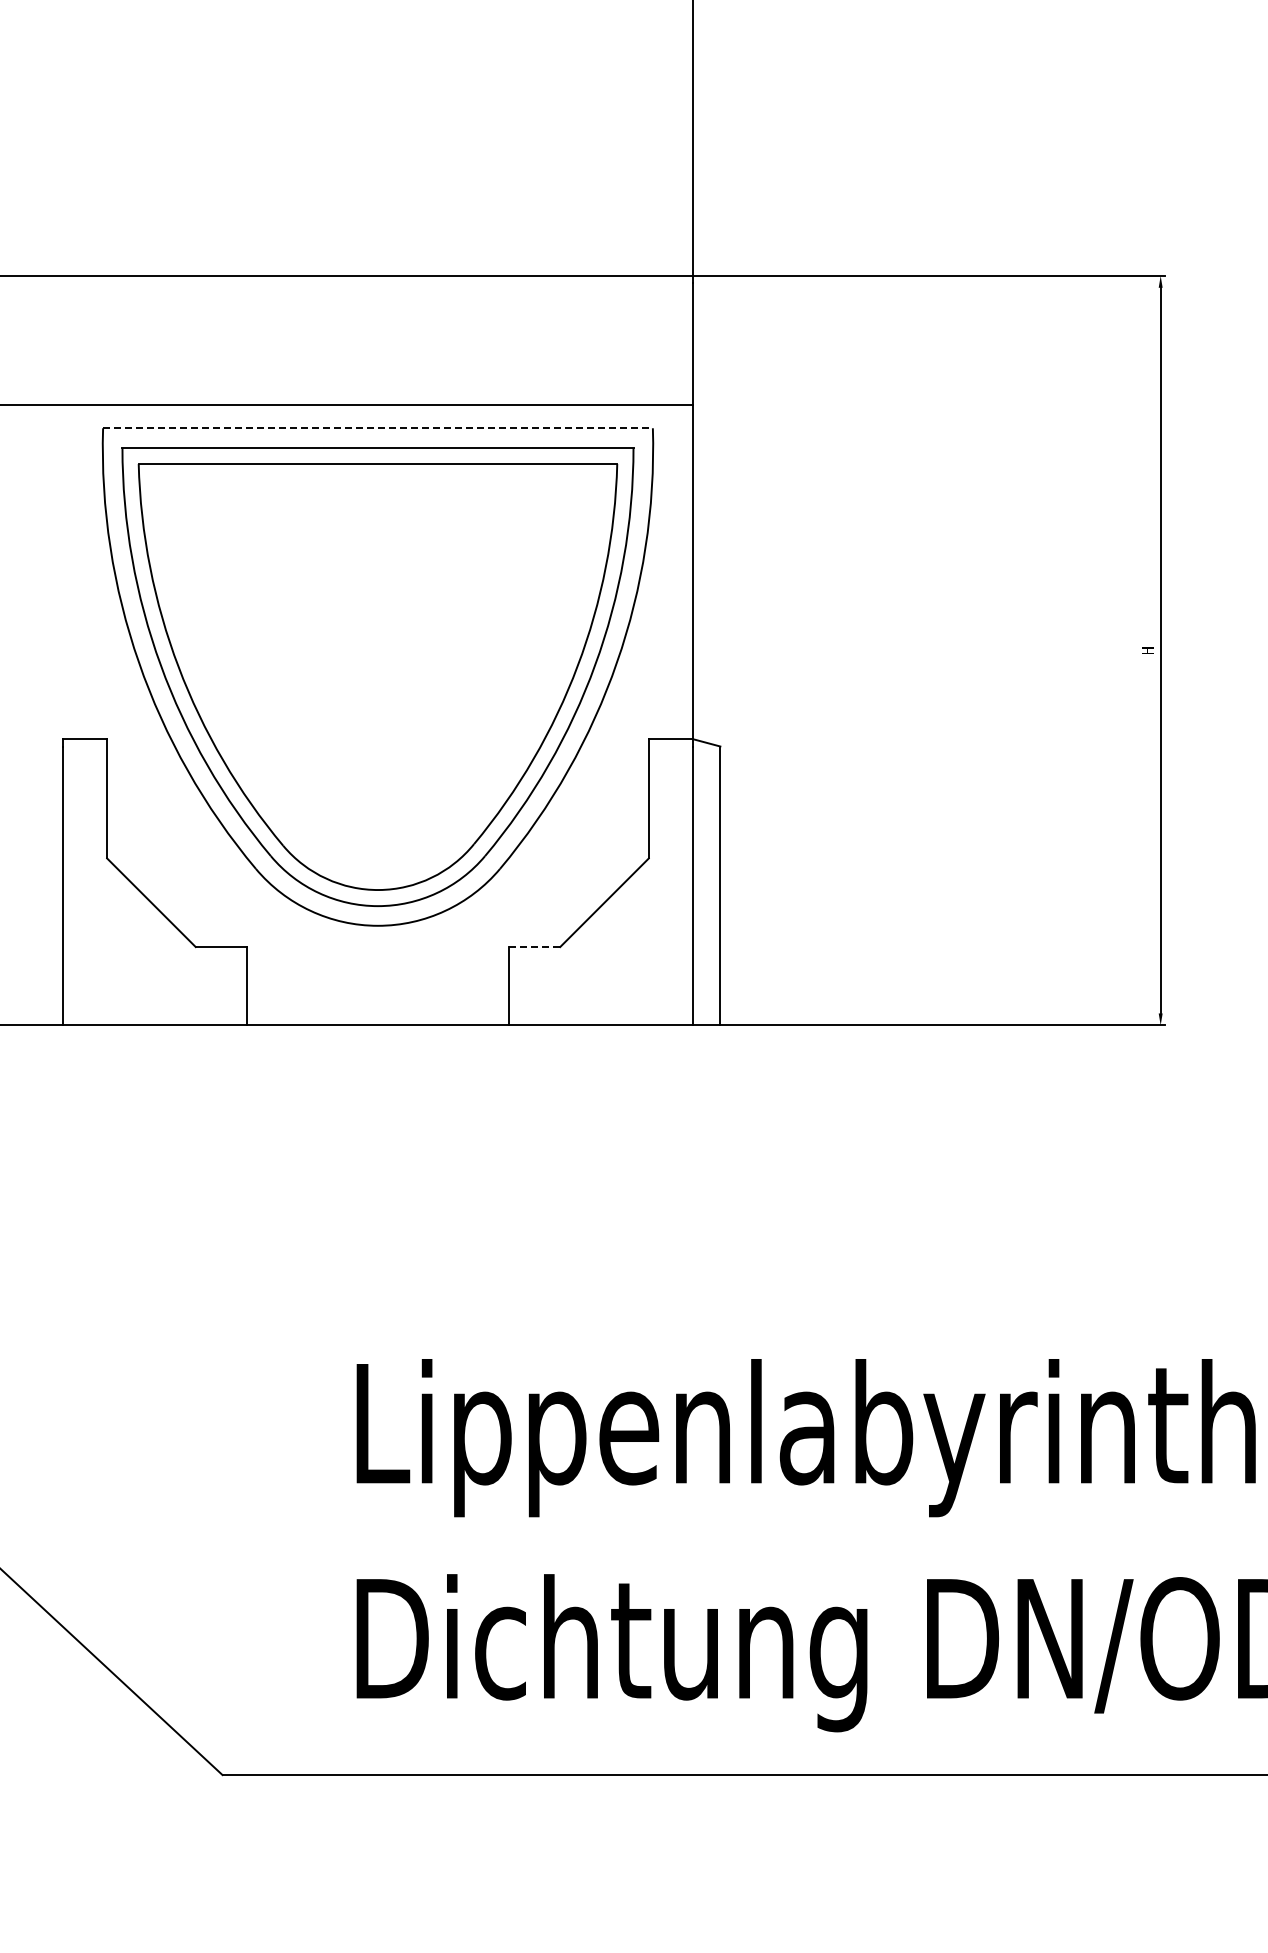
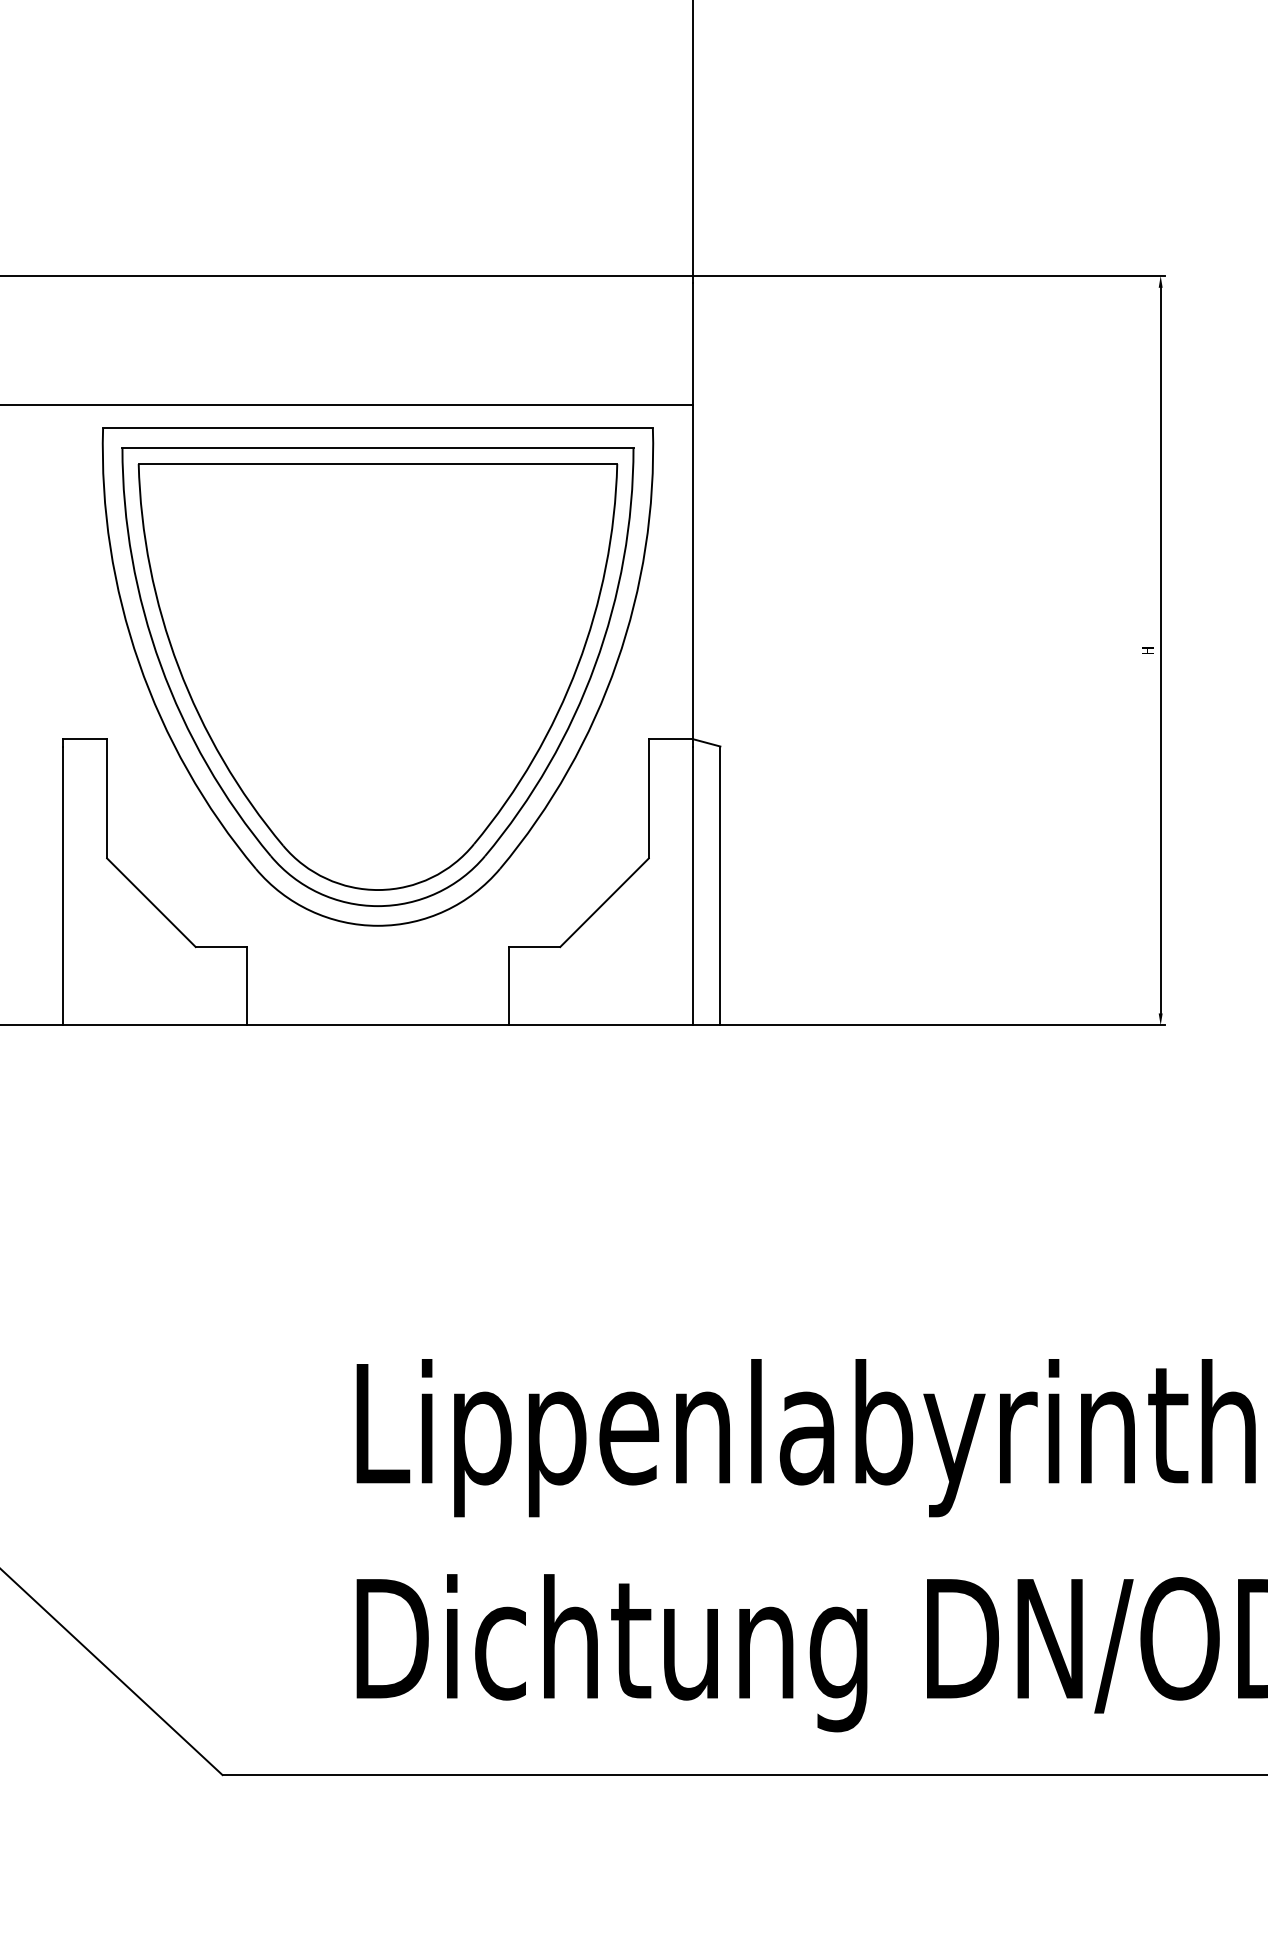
line: dashed -> solid (377, 428)
line: dashed -> solid (534, 947)
